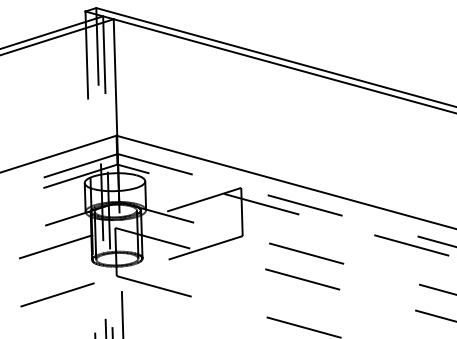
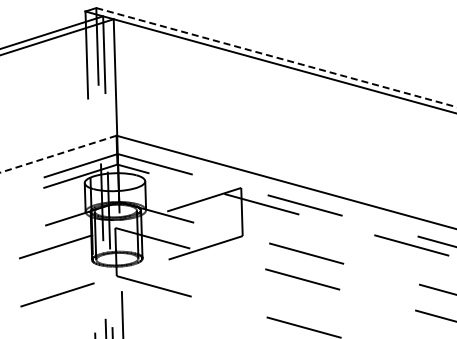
line: solid -> dashed (276, 57)
line: solid -> dashed (58, 154)
